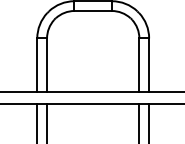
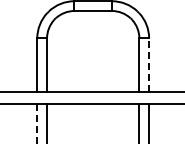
line: solid -> dashed (149, 65)
line: solid -> dashed (37, 123)
